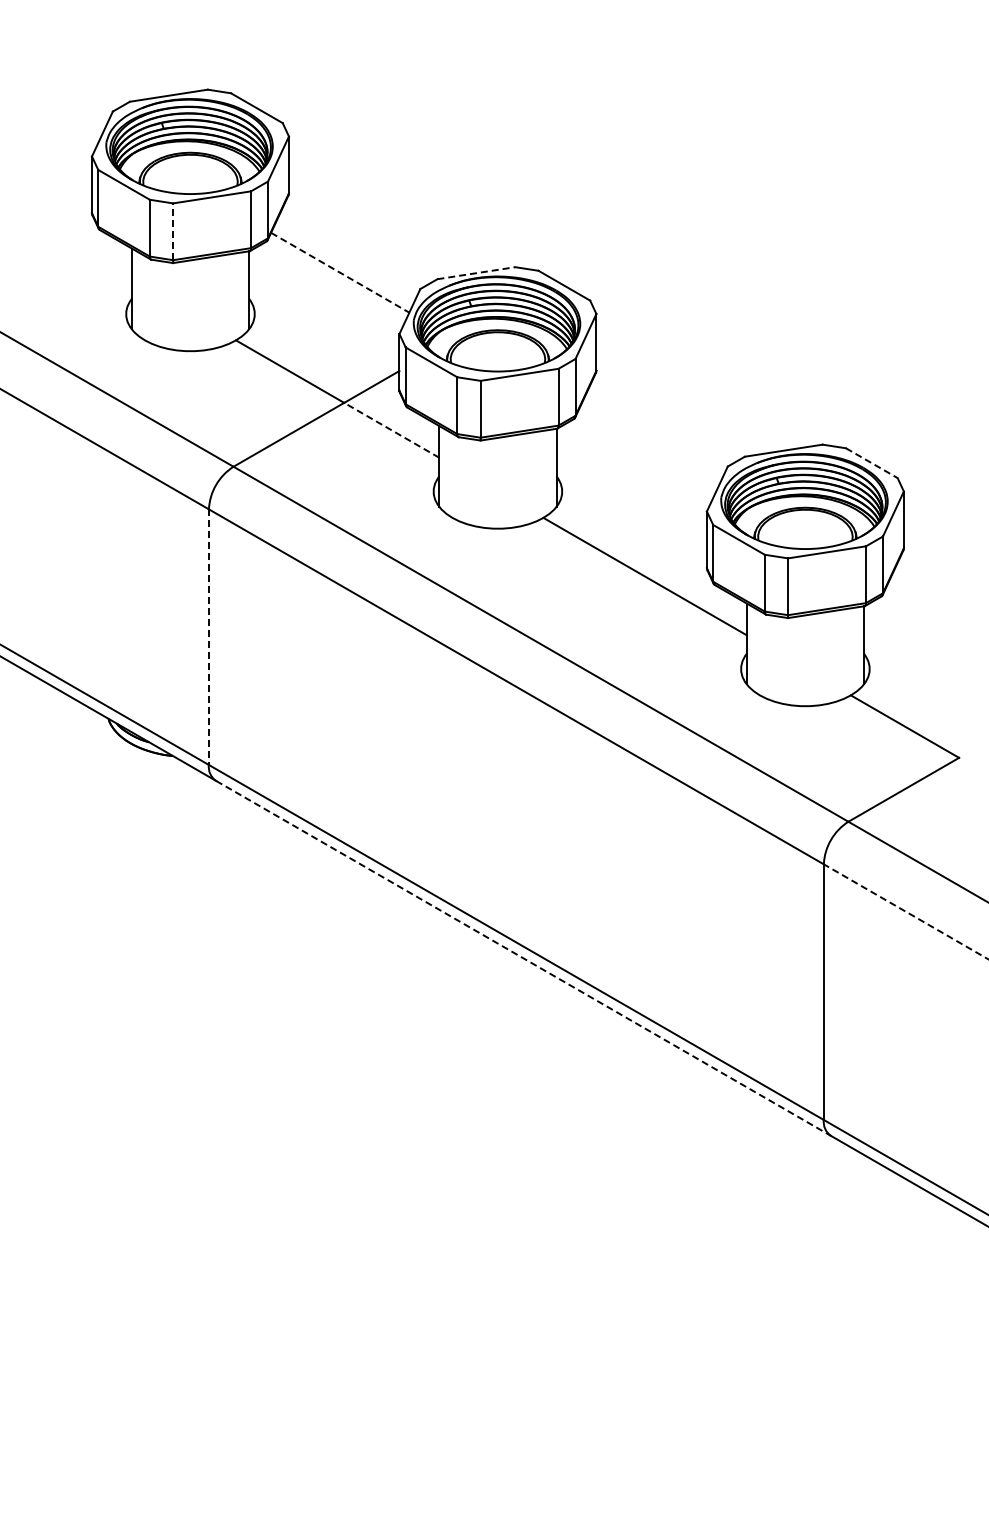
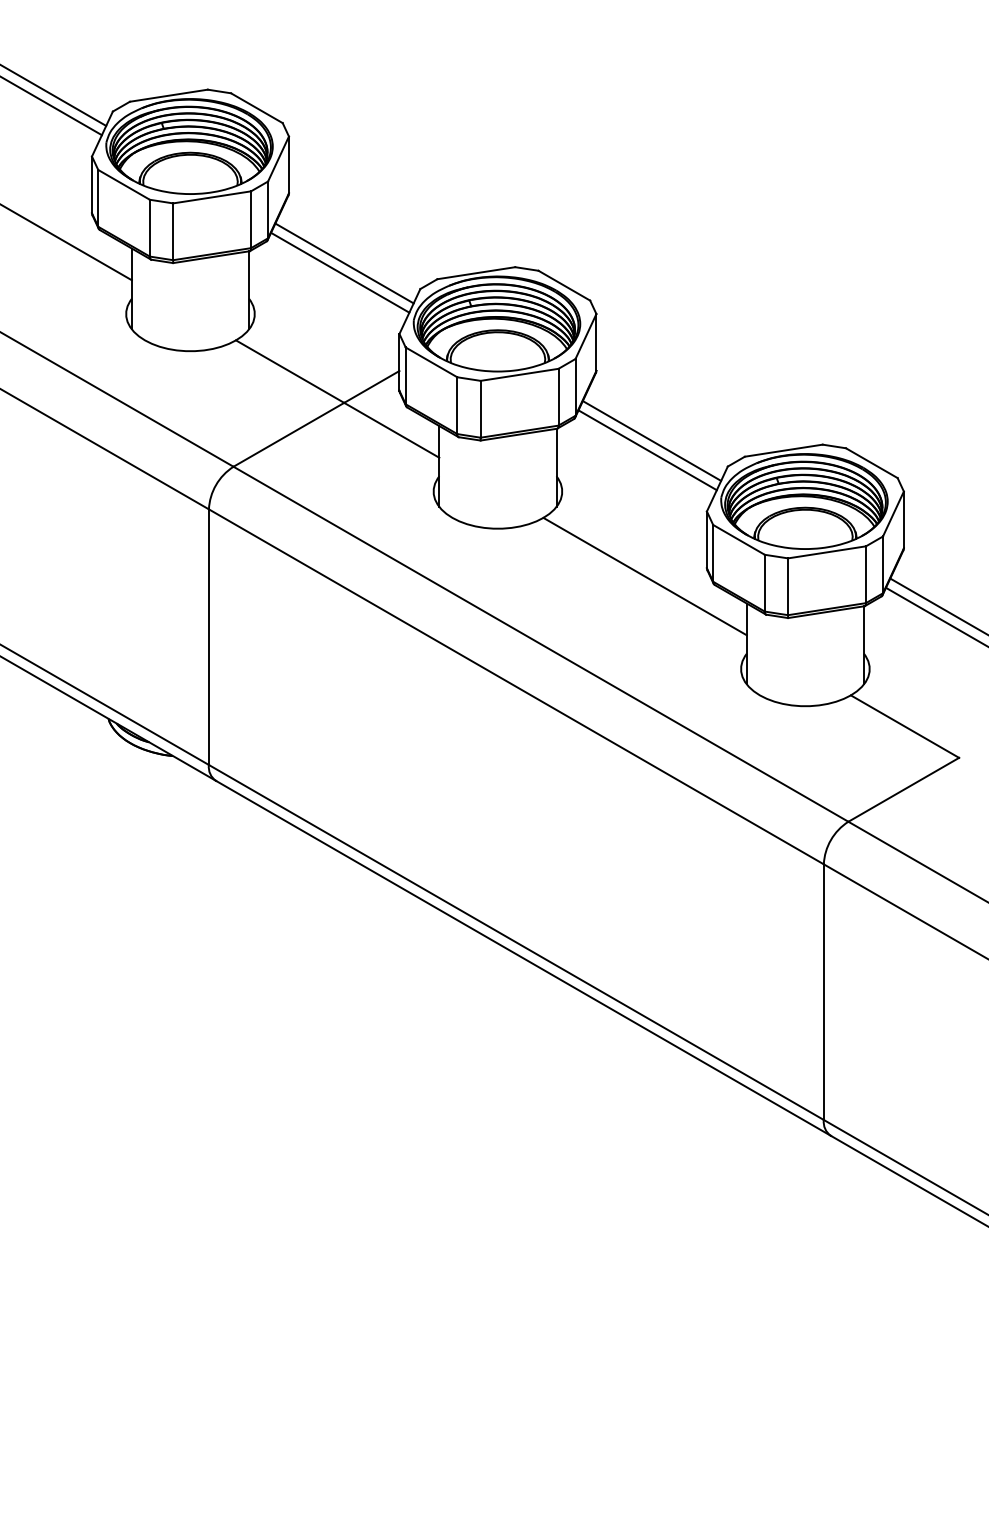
line: none -> present (54, 95)
line: none -> present (51, 106)
line: dashed -> solid (173, 231)
line: none -> present (66, 242)
line: none -> present (344, 263)
line: dashed -> solid (340, 272)
line: dashed -> solid (476, 273)
line: dashed -> solid (391, 430)
line: none -> present (651, 440)
line: none -> present (647, 450)
line: dashed -> solid (871, 463)
line: none -> present (937, 605)
line: none -> present (935, 616)
line: dashed -> solid (208, 637)
line: dashed -> solid (906, 911)
line: dashed -> solid (523, 958)
